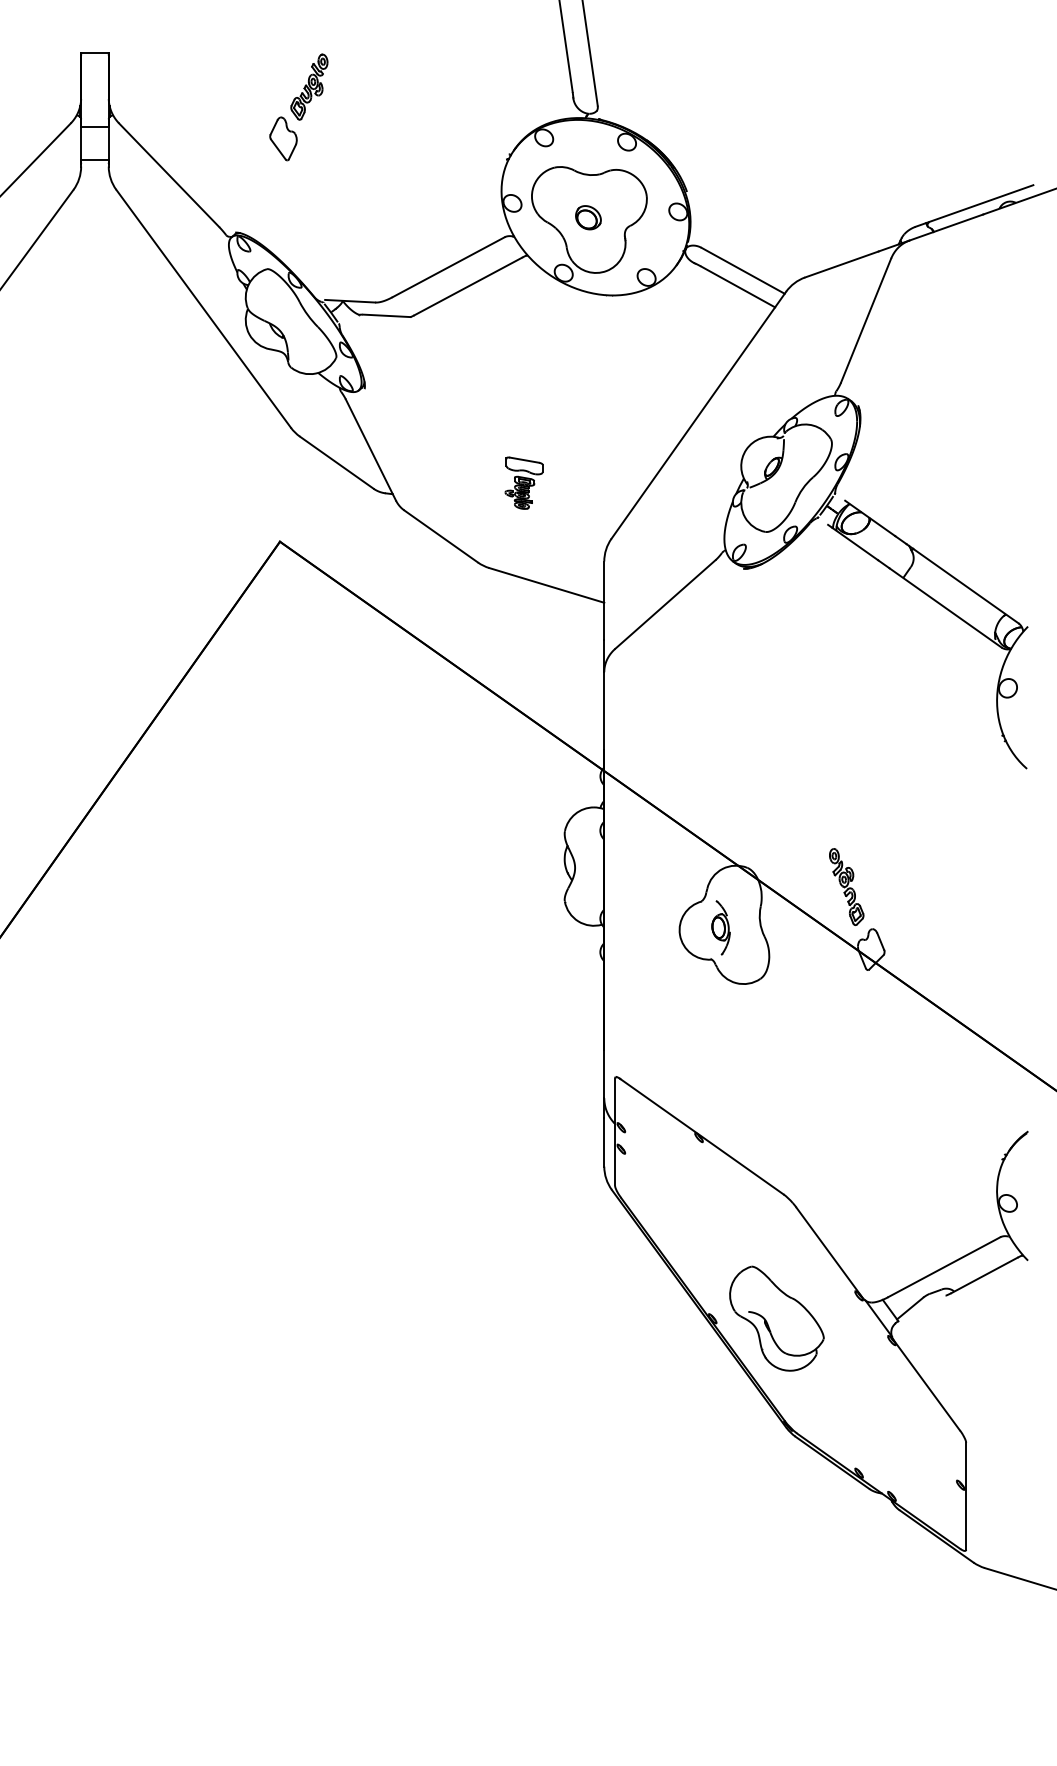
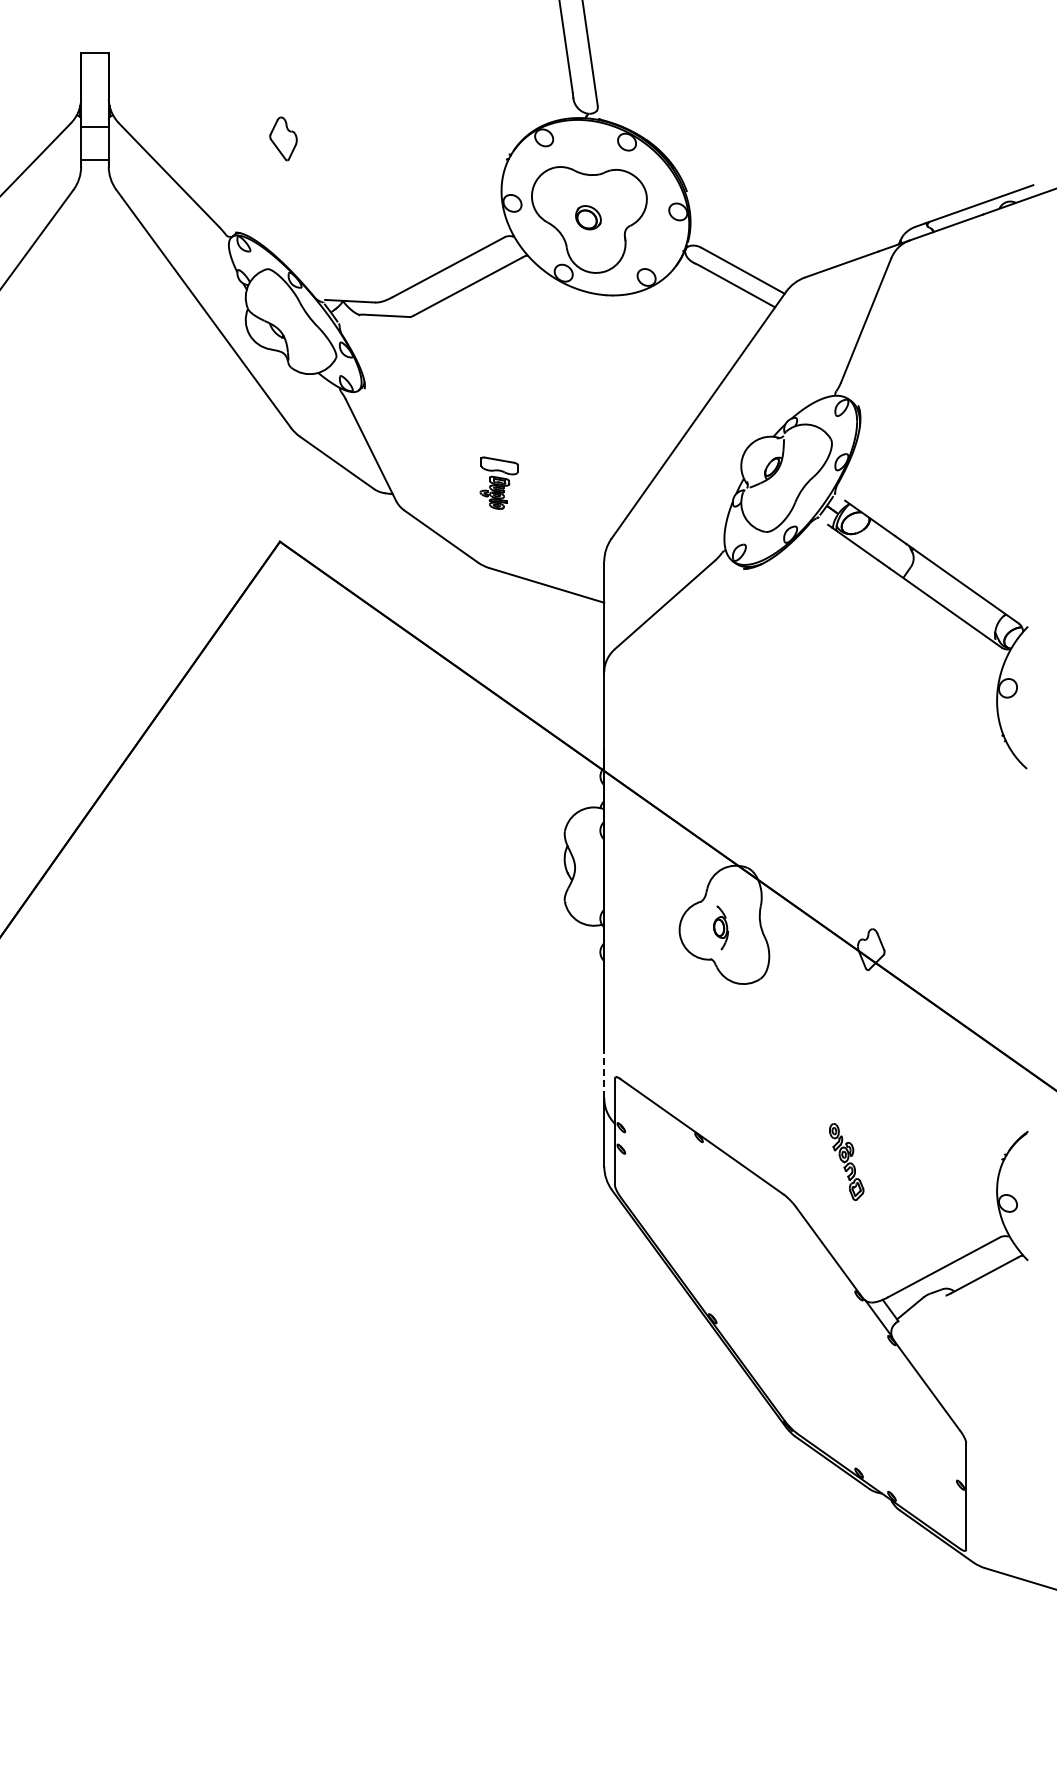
part: present -> none (309, 86)
part position: (523, 482) -> (498, 482) (498, 482)
part position: (846, 886) -> (846, 1161) (846, 1161)
part size: 20x56 px -> 17x46 px (721, 927)
line: solid -> dashed (604, 1073)
part: present -> none (776, 1318)
